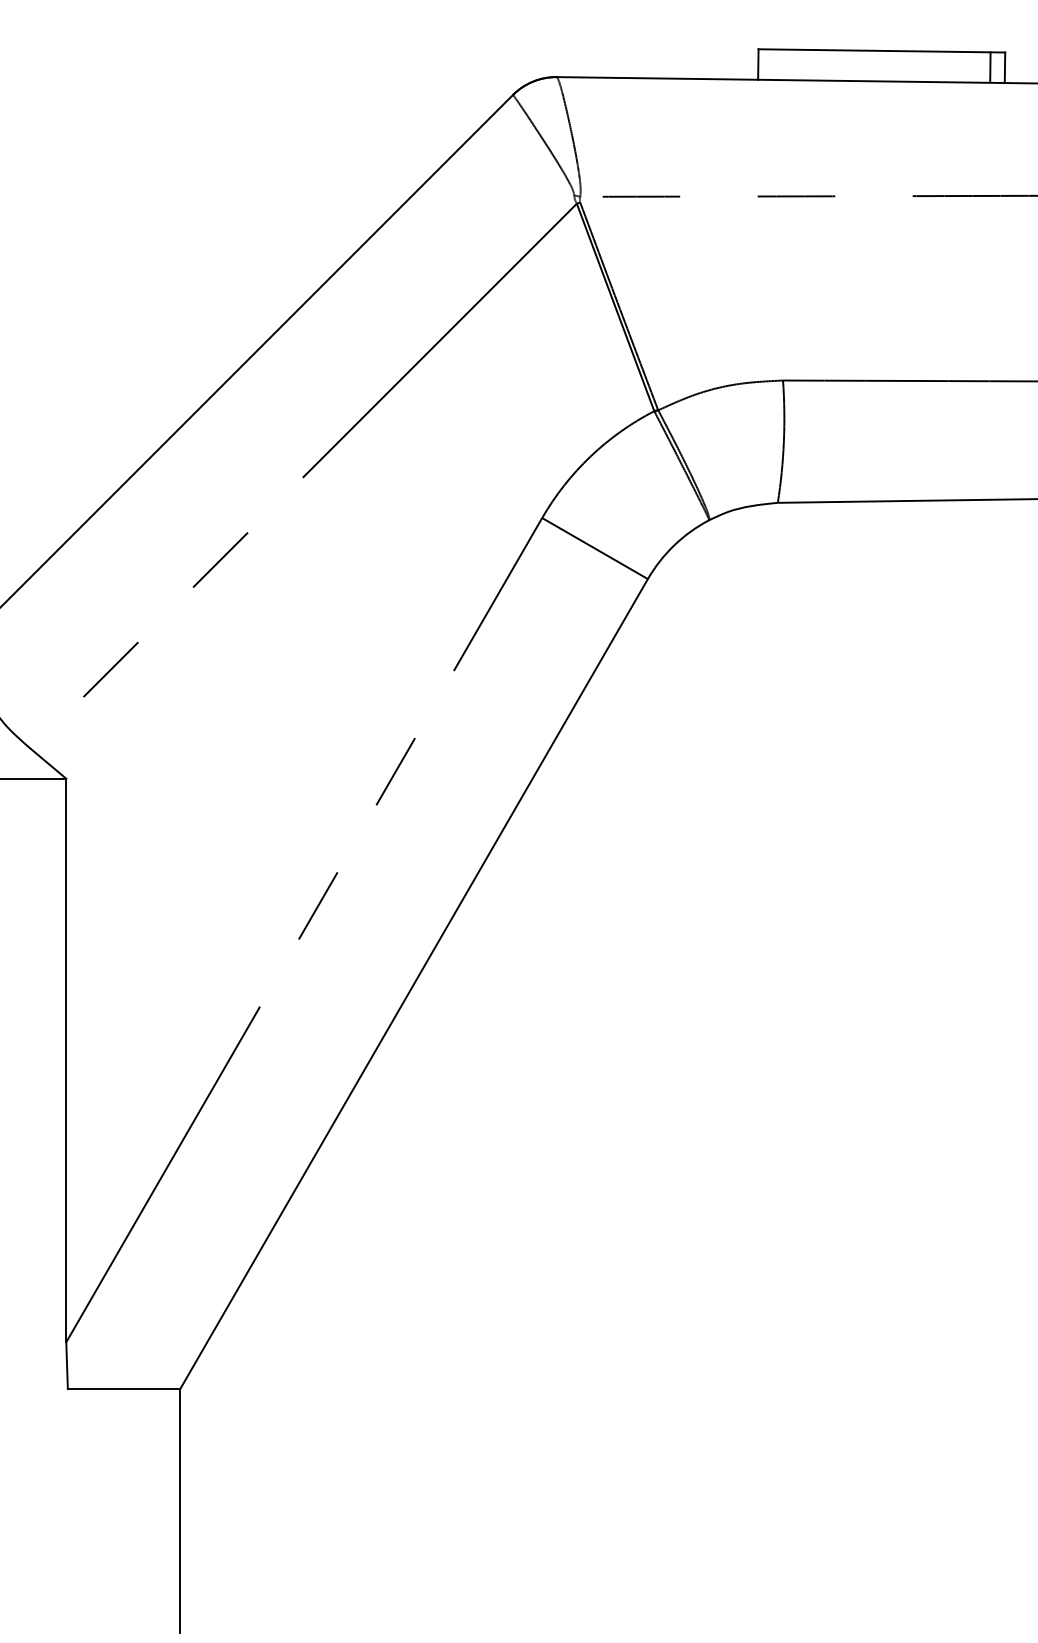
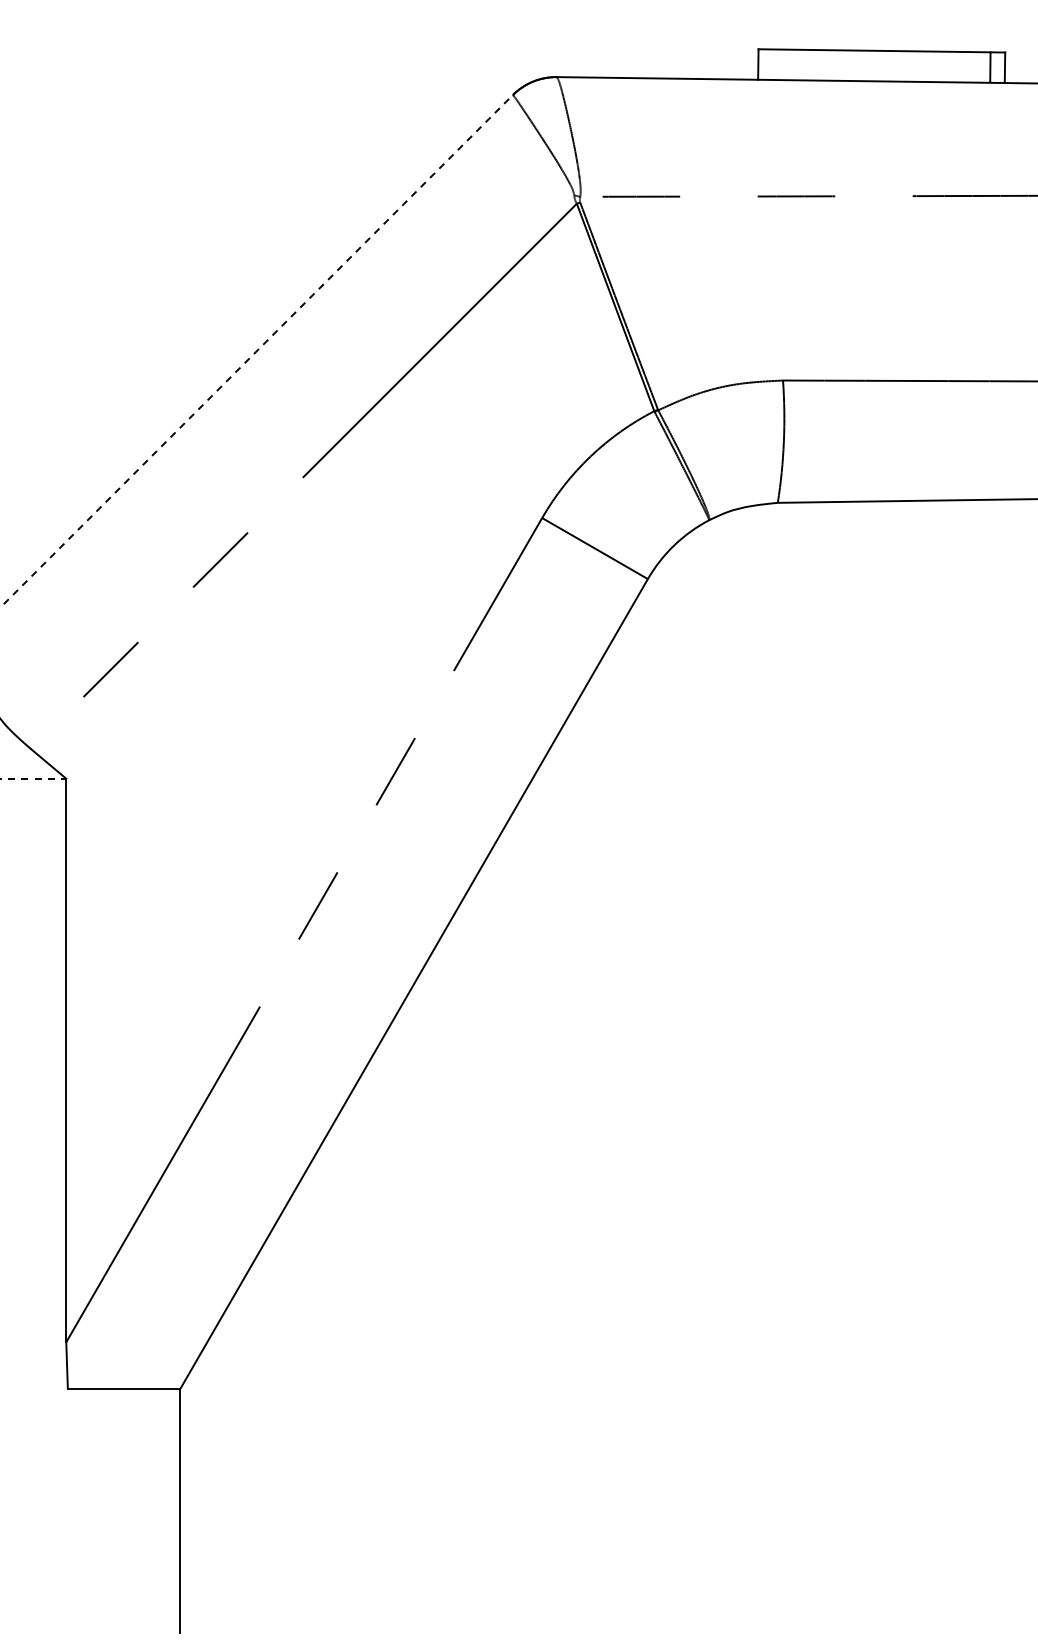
line: solid -> dashed (256, 351)
line: solid -> dashed (33, 778)
